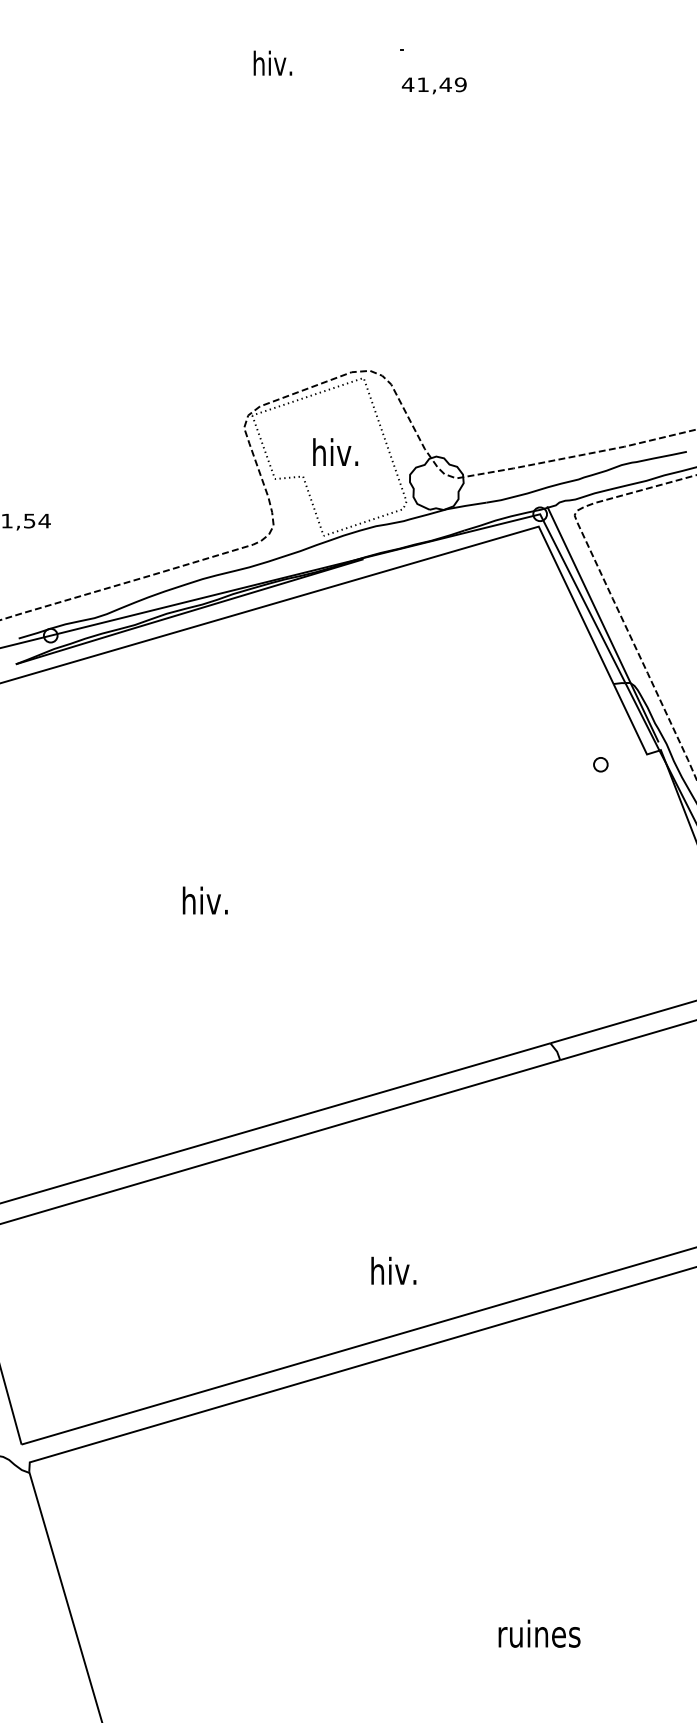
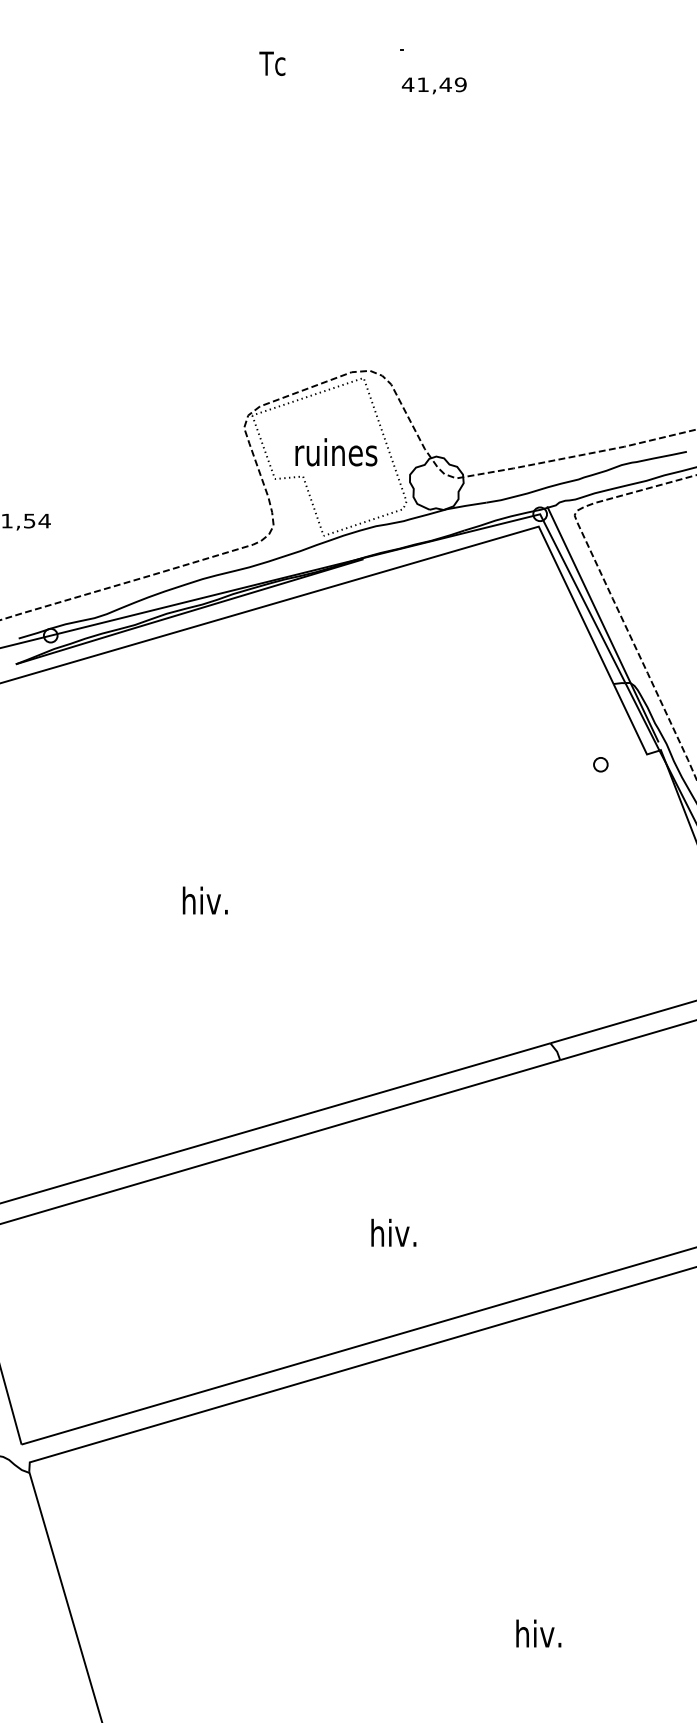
text: hiv. -> Tc (272, 62)
text: hiv. -> ruines (336, 452)
text position: (393, 1270) -> (393, 1232) (393, 1232)
text: ruines -> hiv. (539, 1633)
